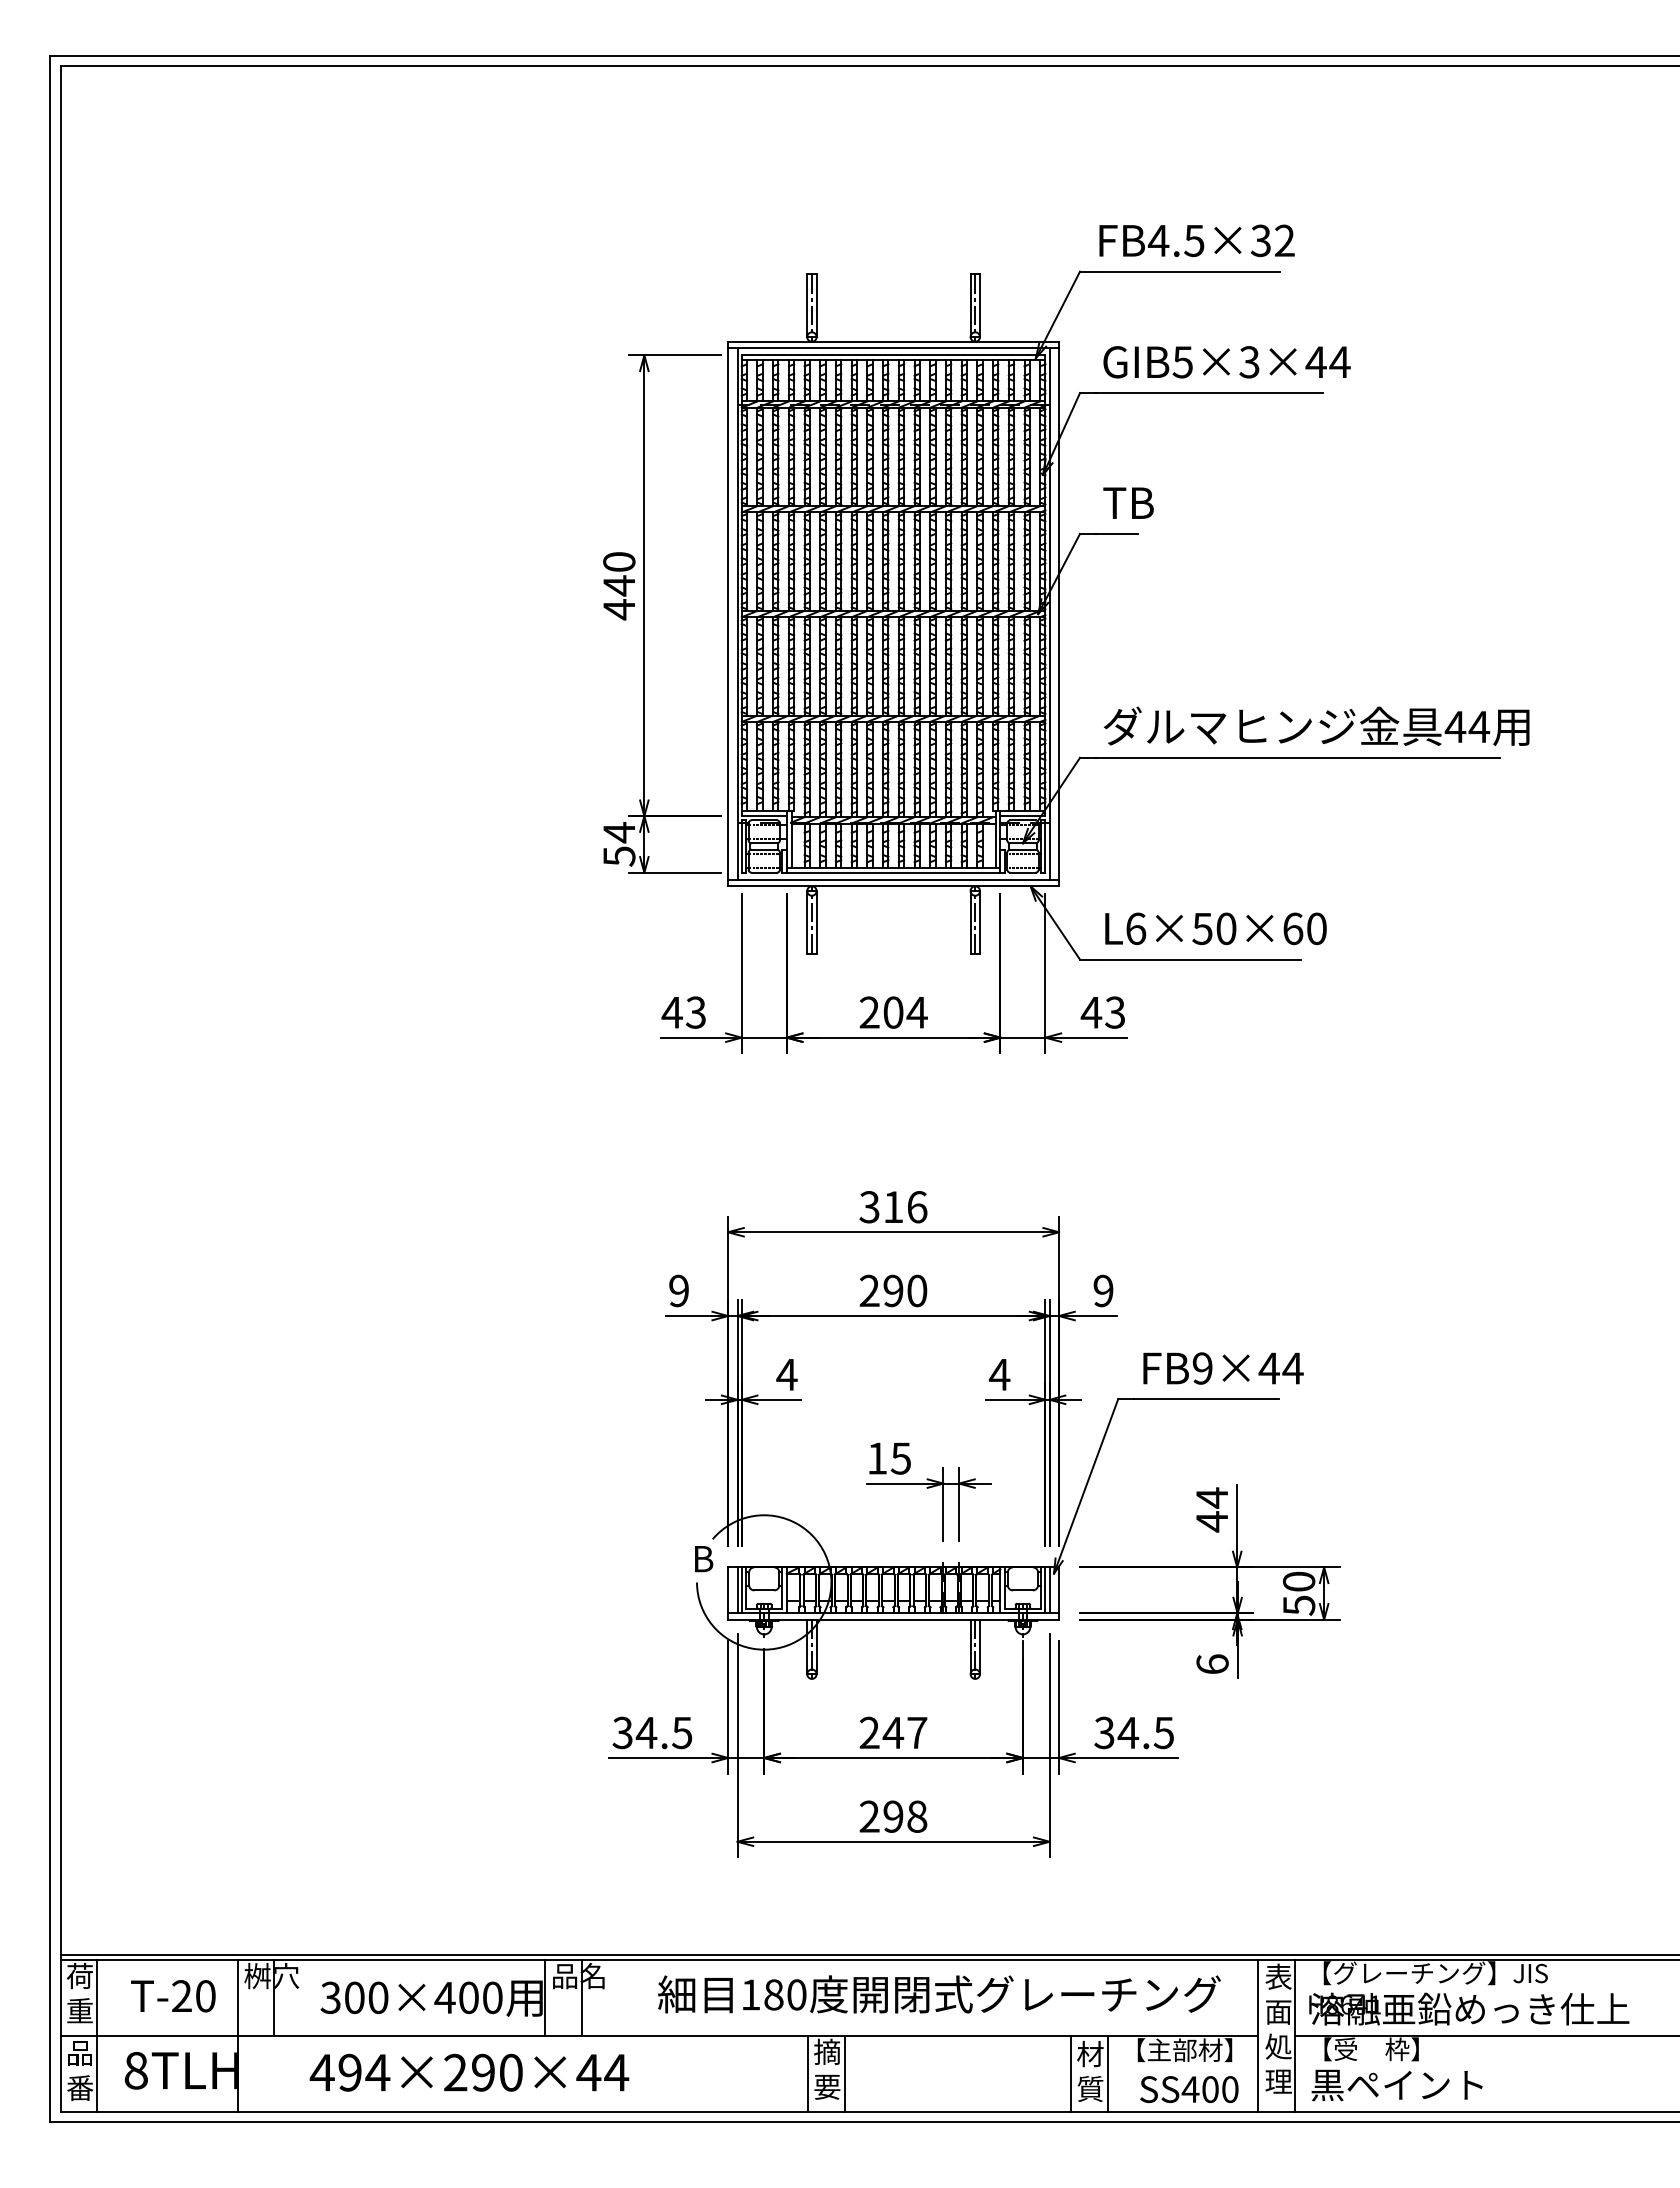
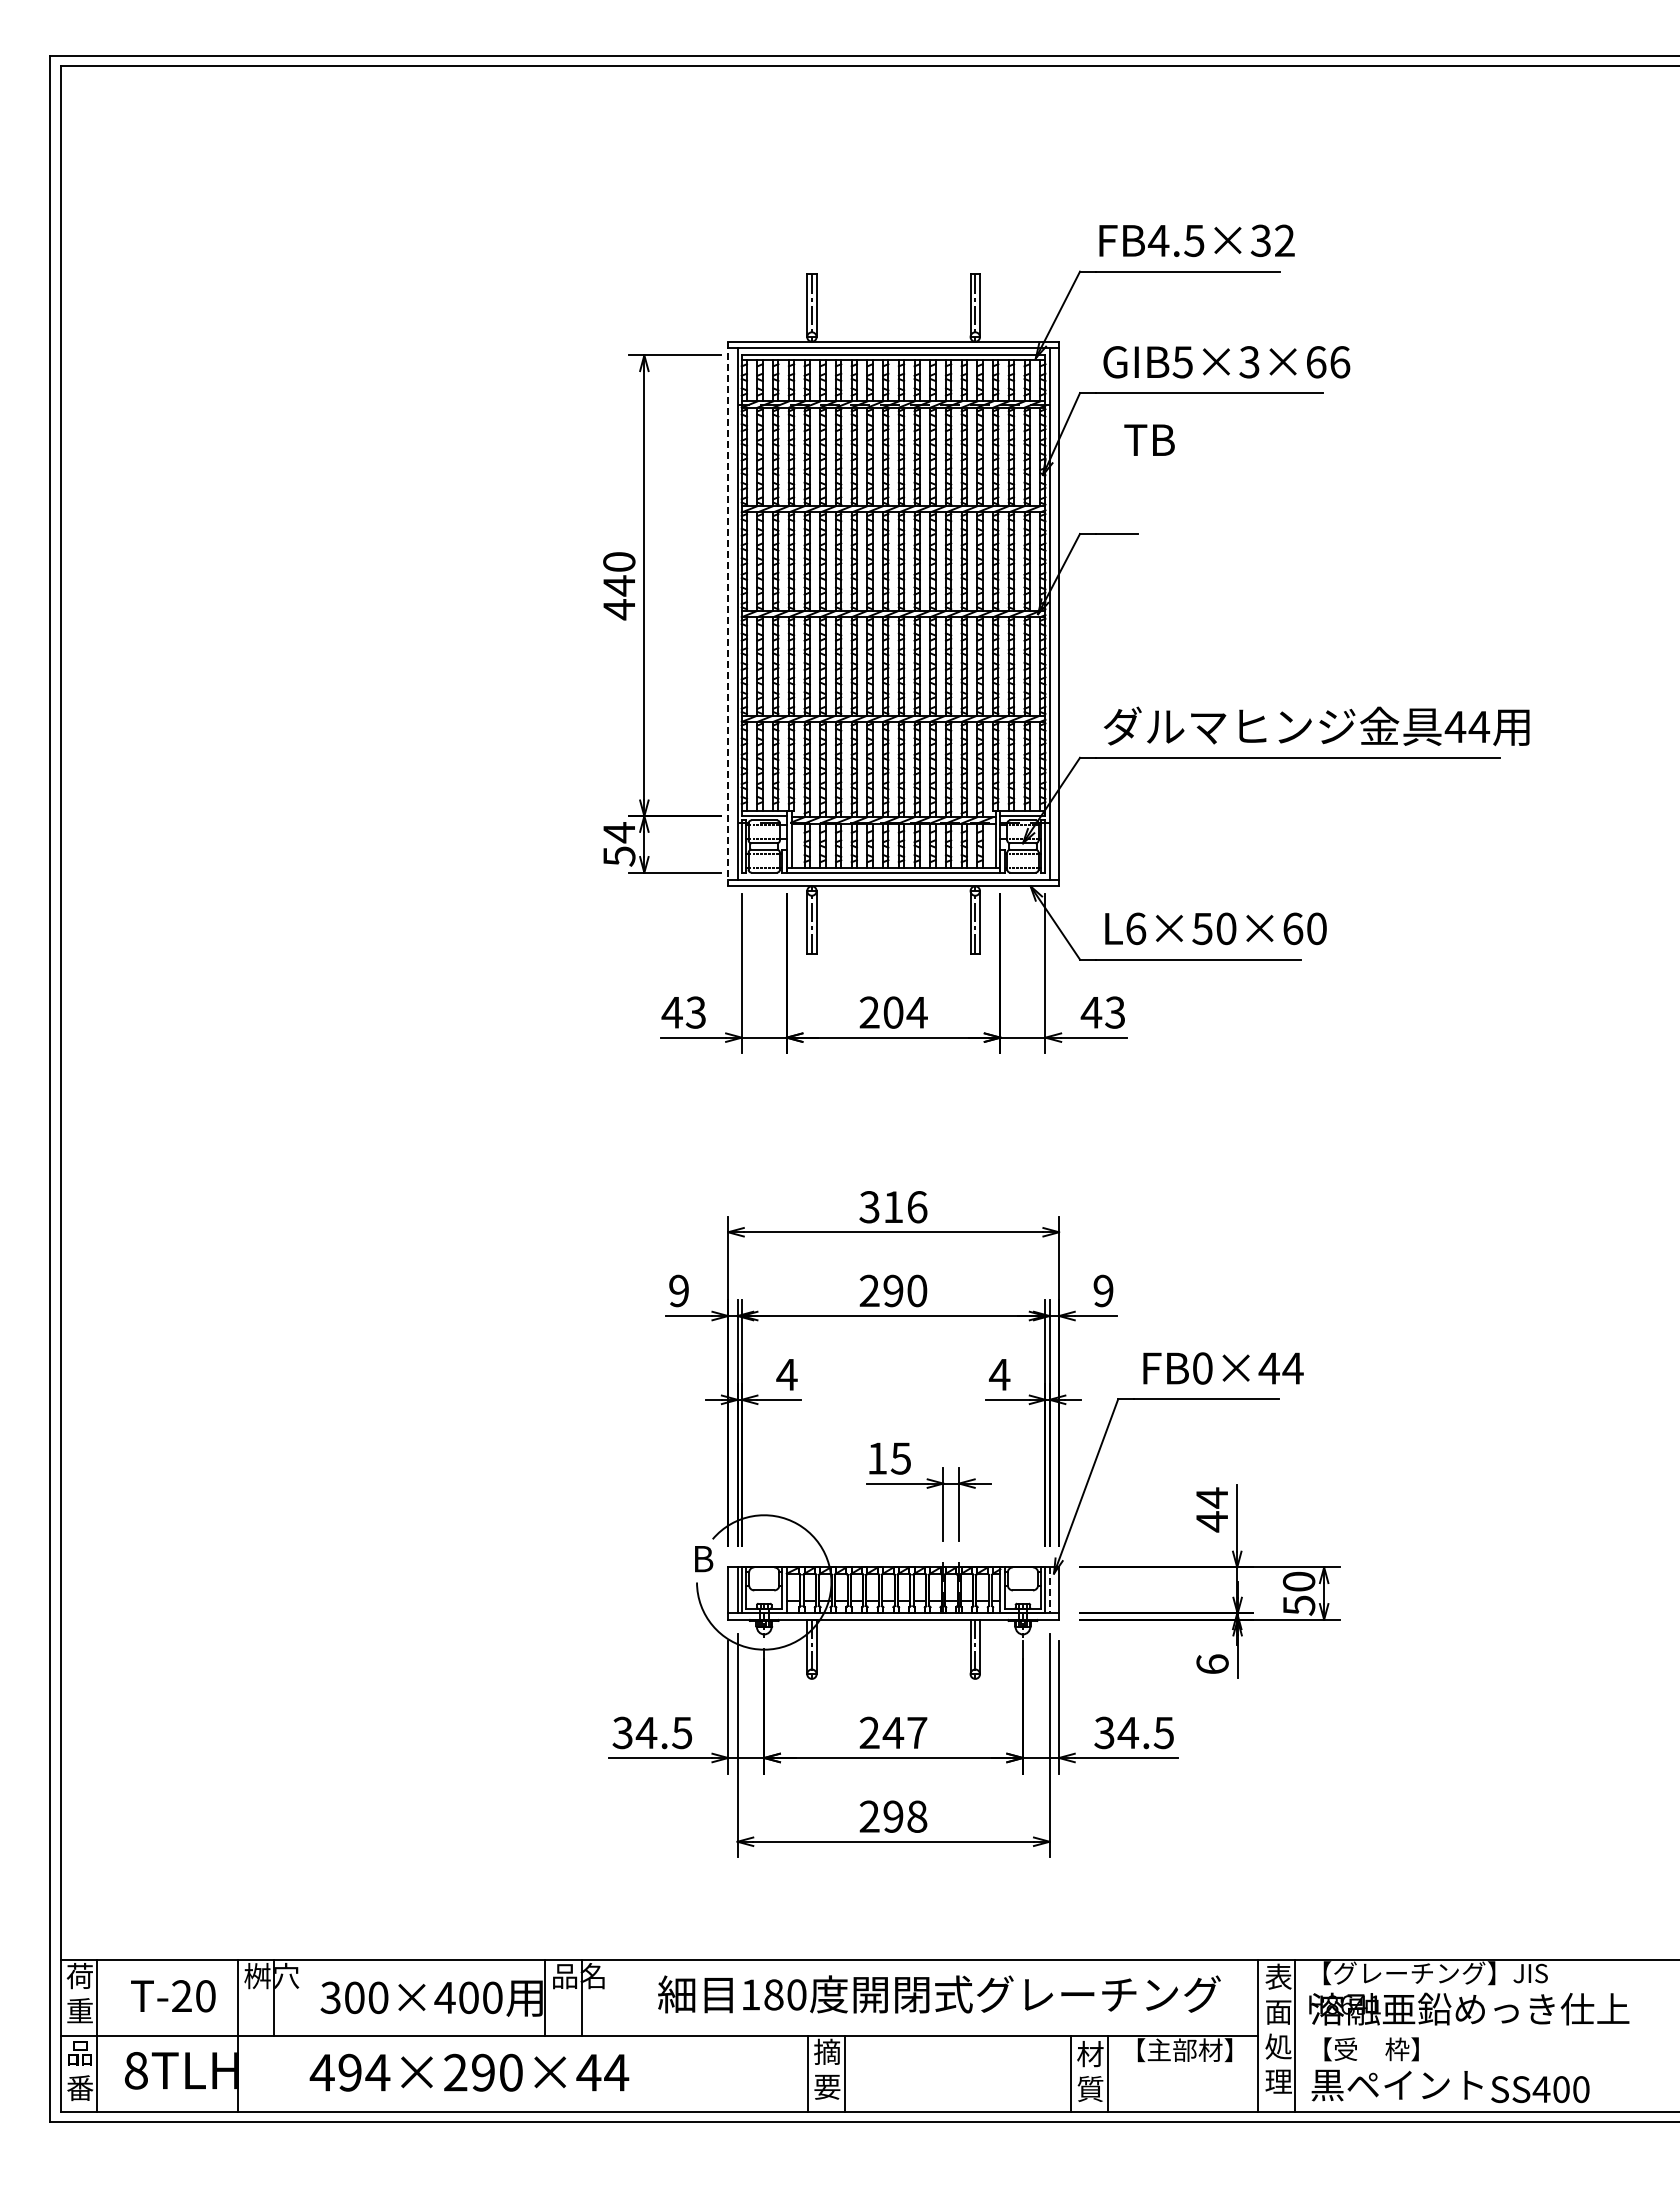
text: GIB5×3×44 -> GIB5×3×66 (1327, 362)
text position: (1128, 502) -> (1149, 439) (1149, 439)
line: solid -> dashed (728, 614)
text: FB9×44 -> FB0×44 (1202, 1368)
line: solid -> dashed (1049, 1590)
line: present -> none (868, 1954)
line: present -> none (1485, 2035)
text position: (1189, 2089) -> (1540, 2089) (1540, 2089)
